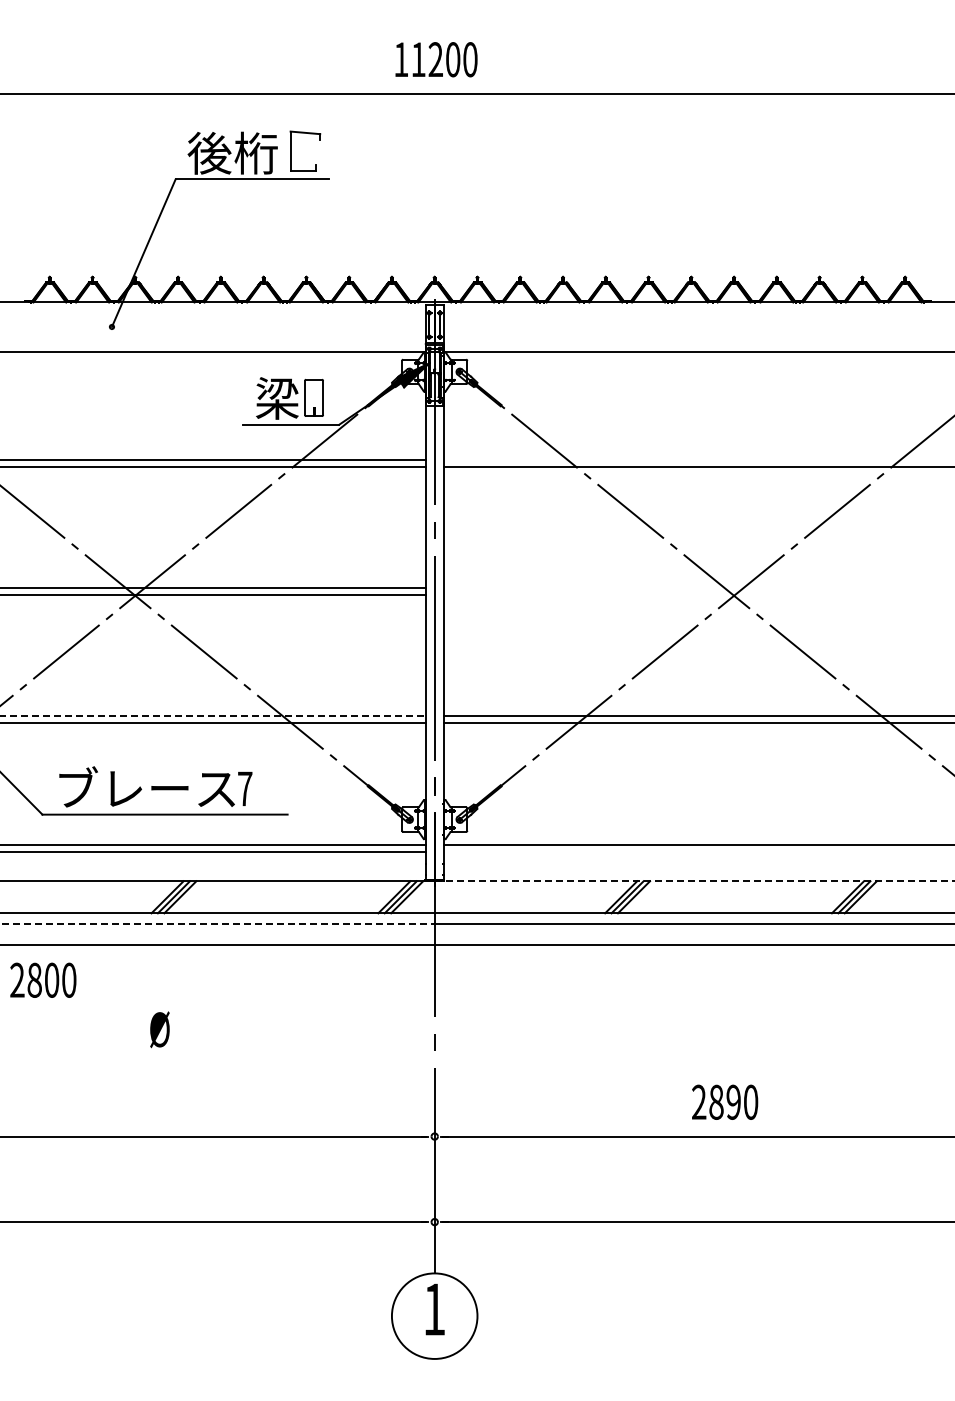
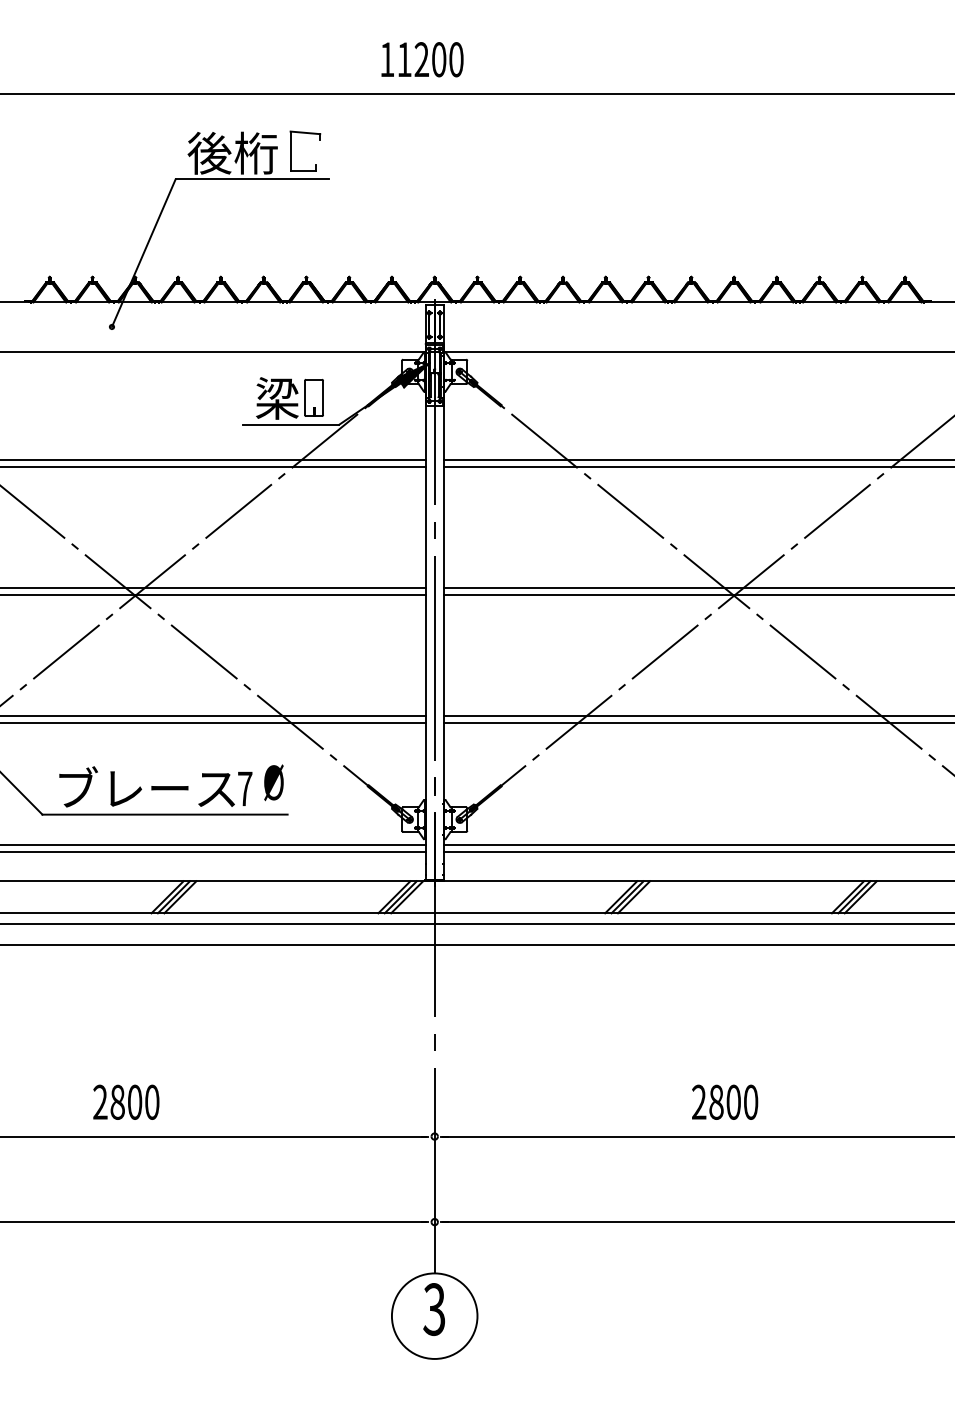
text position: (436, 59) -> (422, 59) (422, 59)
line: none -> present (697, 459)
line: none -> present (697, 588)
line: none -> present (697, 595)
line: dashed -> solid (213, 716)
line: none -> present (697, 851)
line: dashed -> solid (694, 881)
line: dashed -> solid (217, 924)
text position: (43, 979) -> (126, 1101) (126, 1101)
text position: (159, 1029) -> (273, 782) (273, 782)
text: 2890 -> 2800 (733, 1101)
text: 1 -> 3 (434, 1309)
